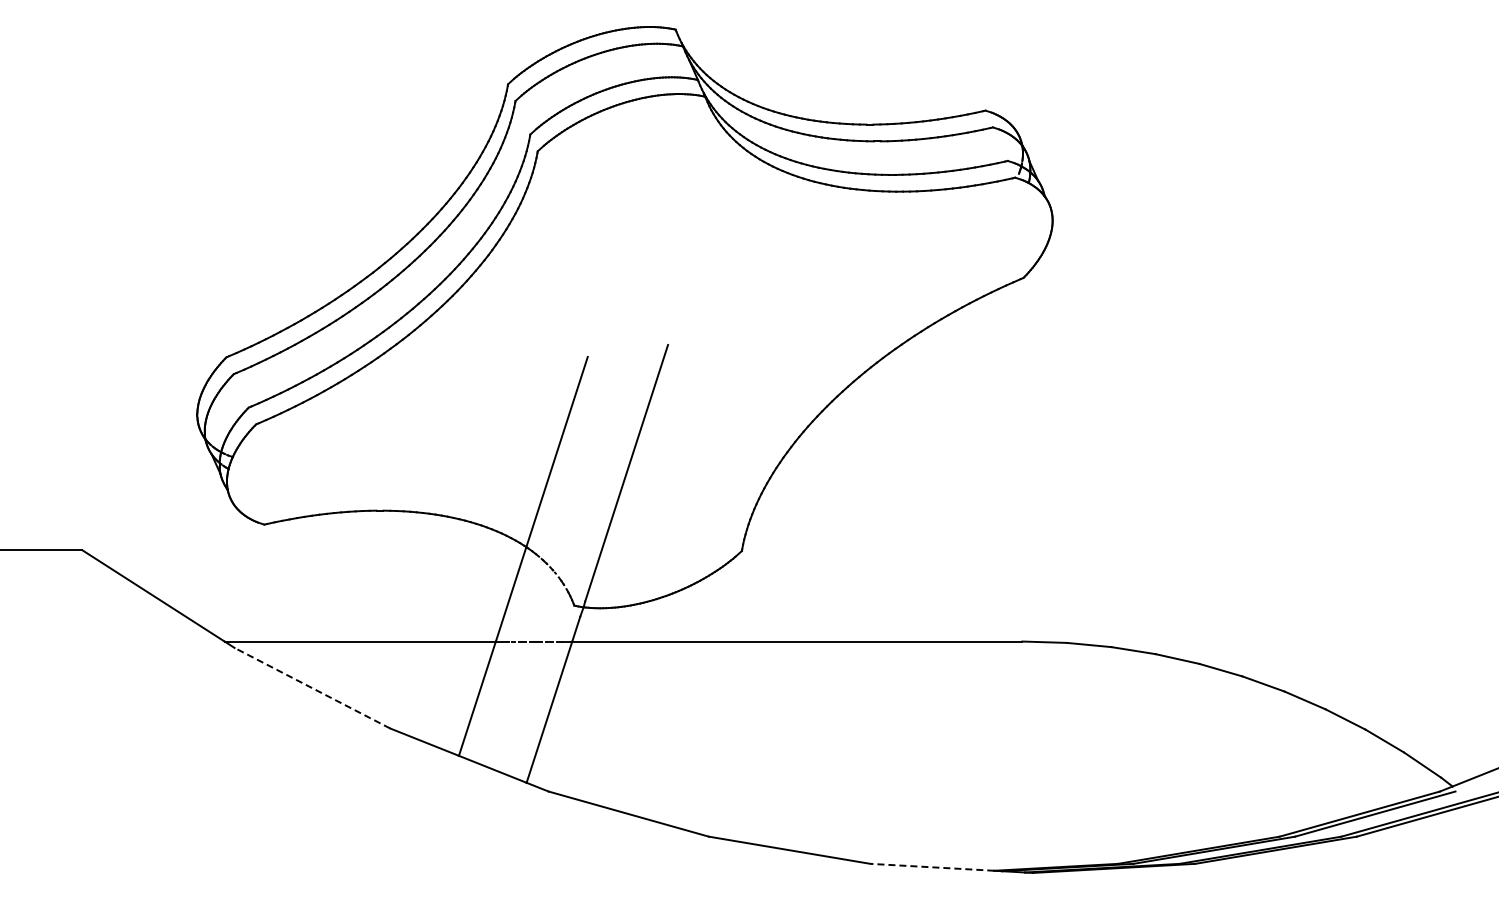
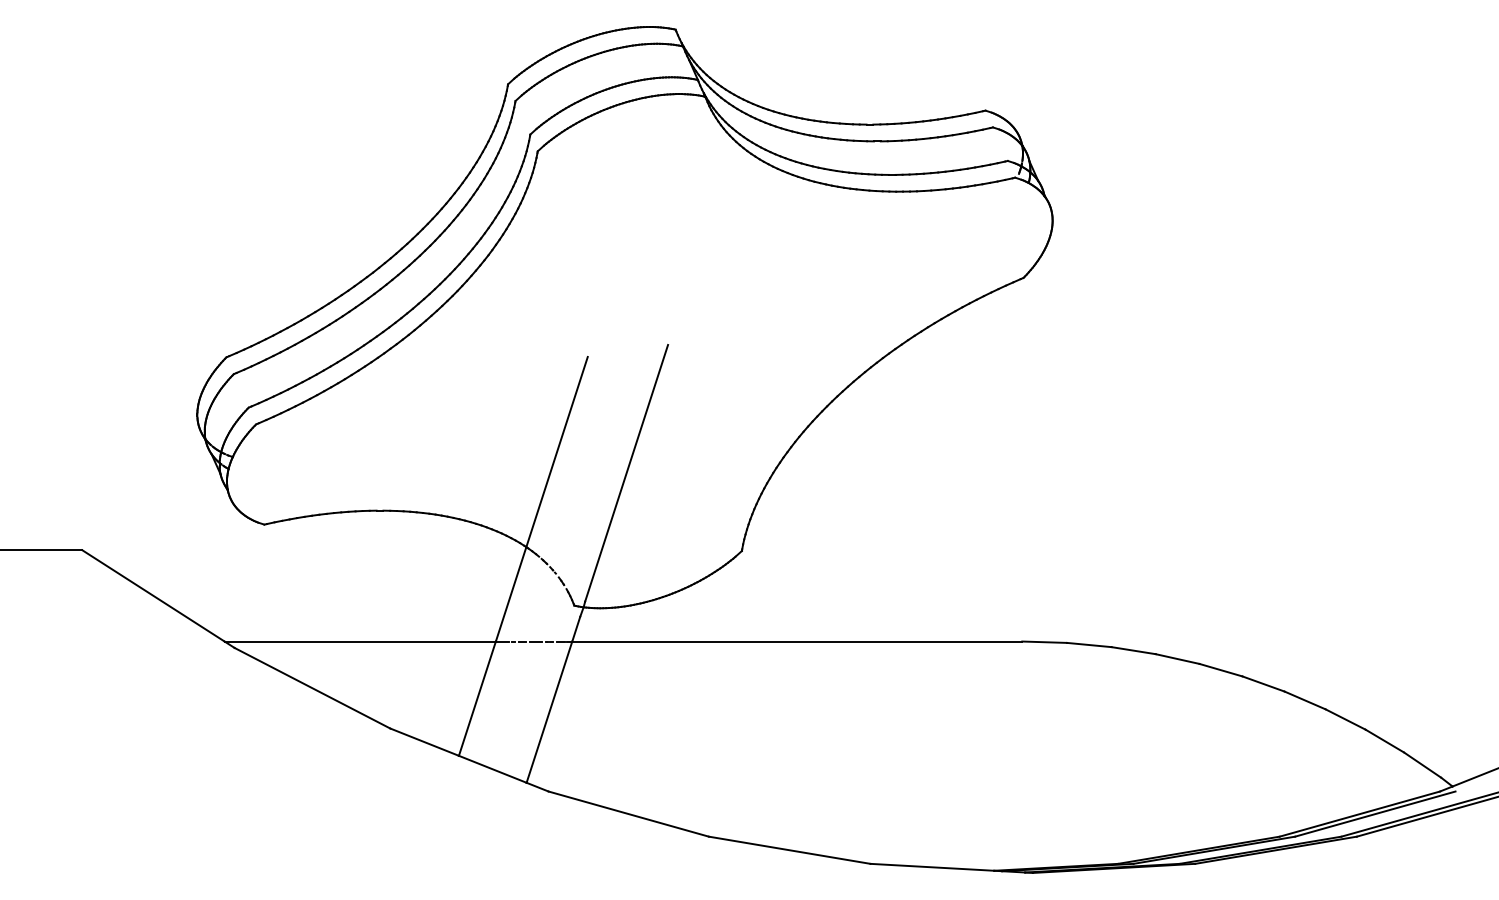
line: dashed -> solid (312, 688)
line: dashed -> solid (932, 867)
